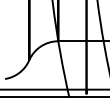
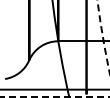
circle: solid -> dashed (103, 36)
line: solid -> dashed (55, 96)
